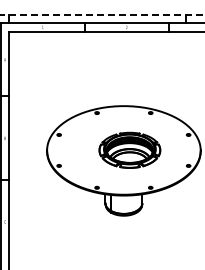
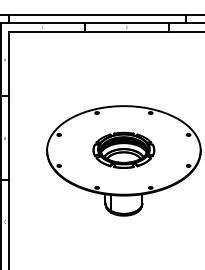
line: dashed -> solid (102, 14)
part position: (129, 149) -> (123, 149) (123, 149)
